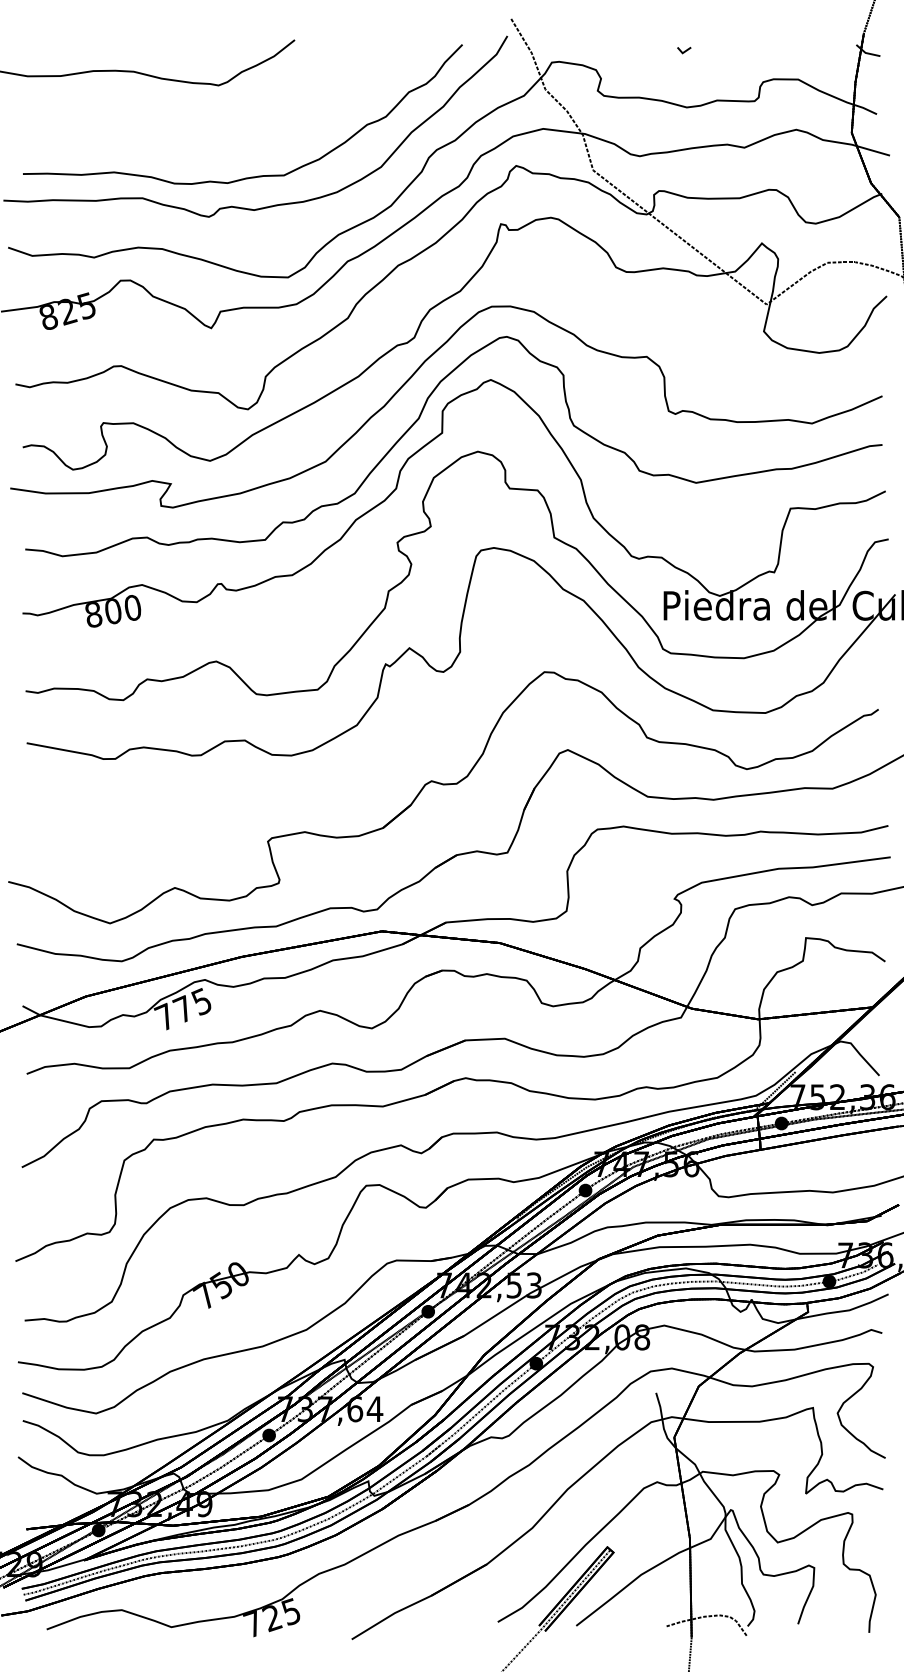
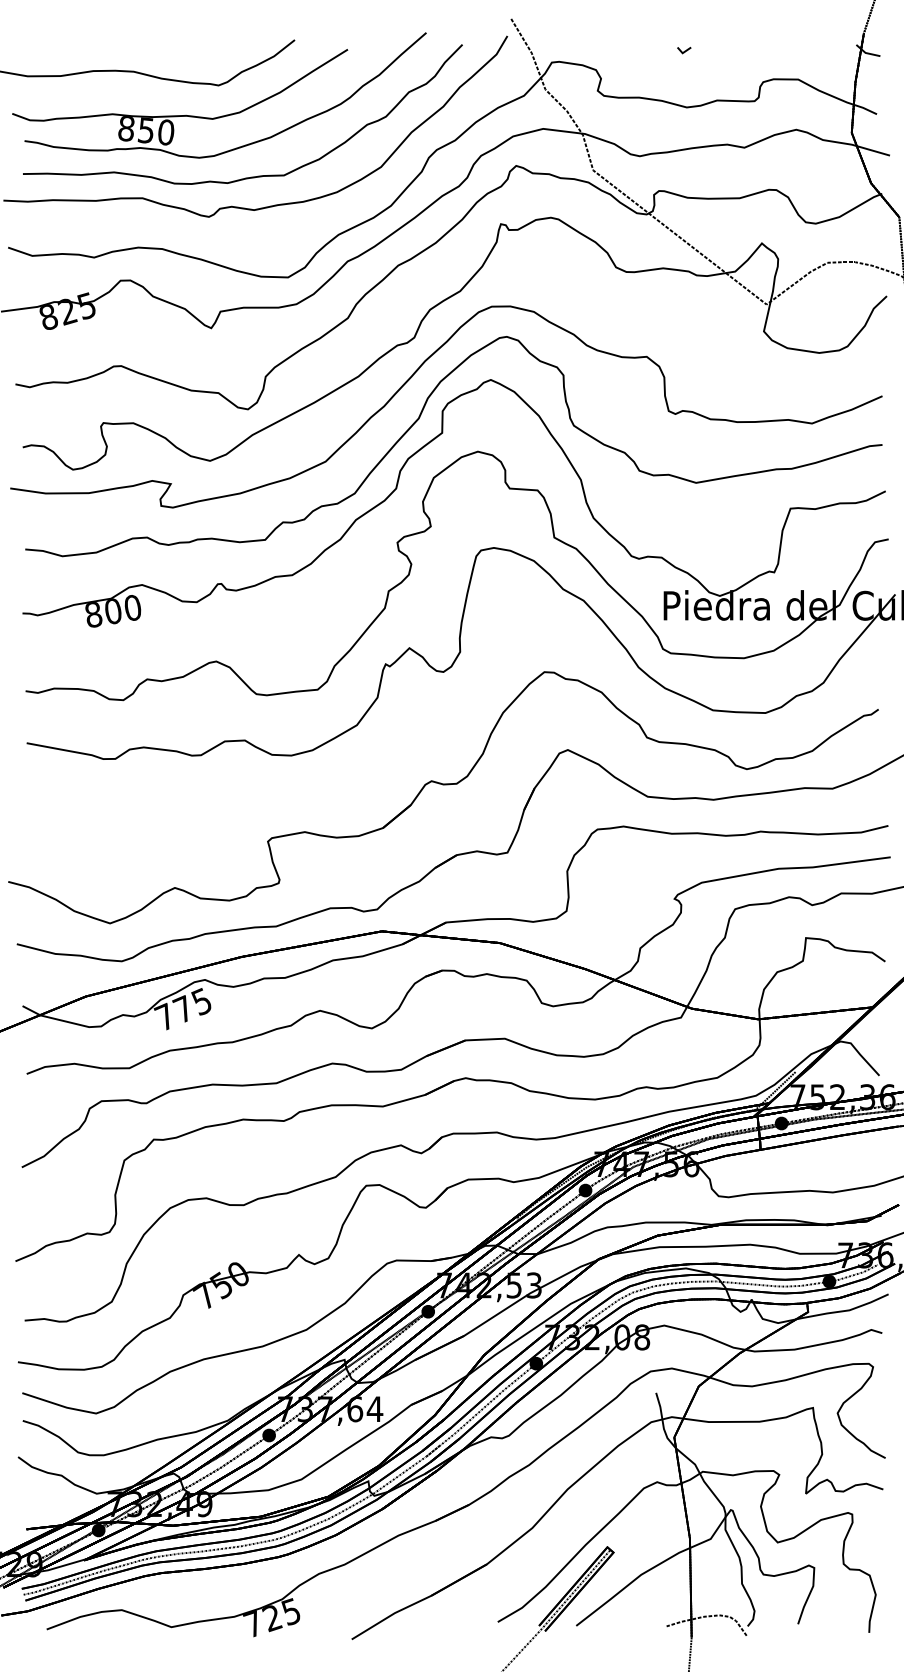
part: none -> present (221, 115)
